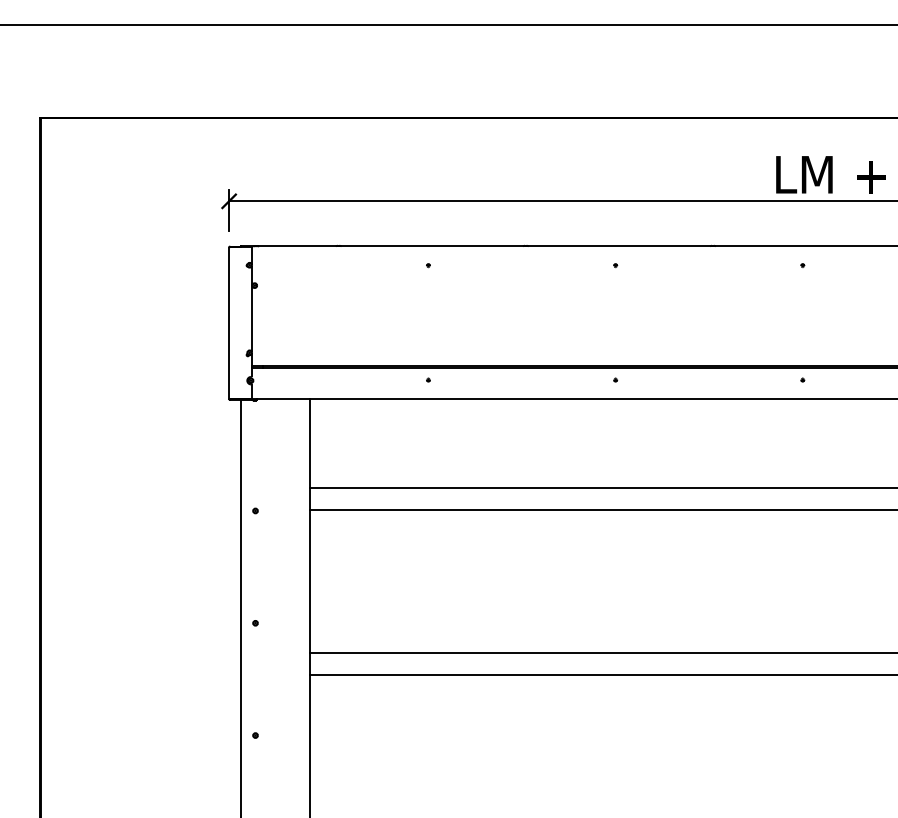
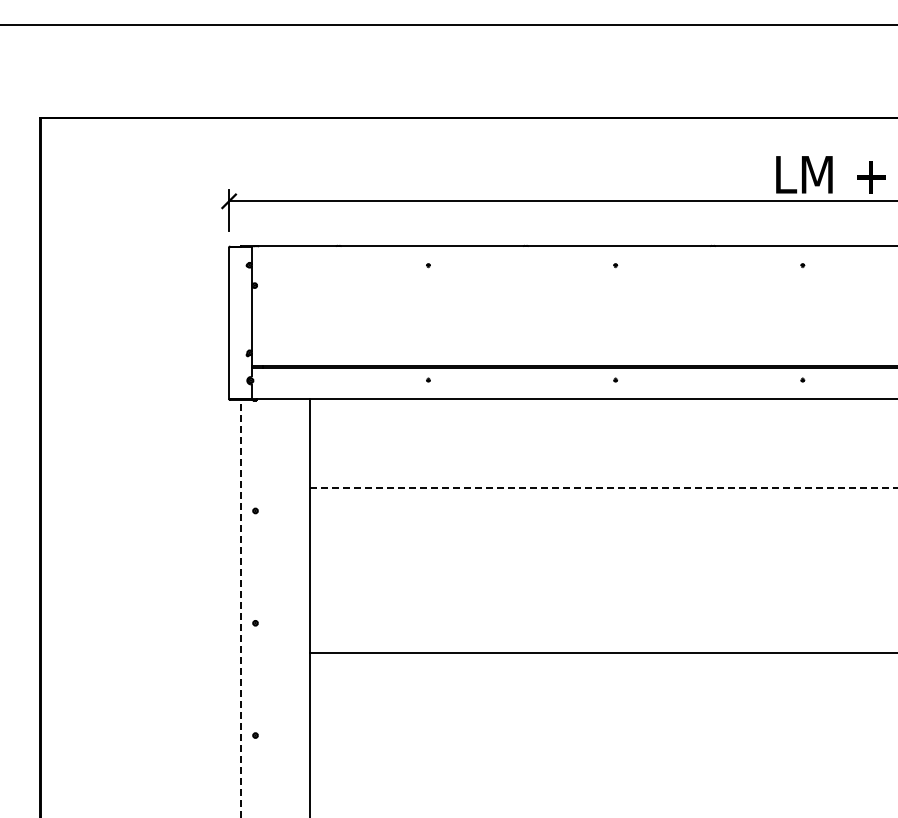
line: solid -> dashed (603, 487)
line: present -> none (601, 510)
line: solid -> dashed (241, 608)
line: present -> none (601, 675)
